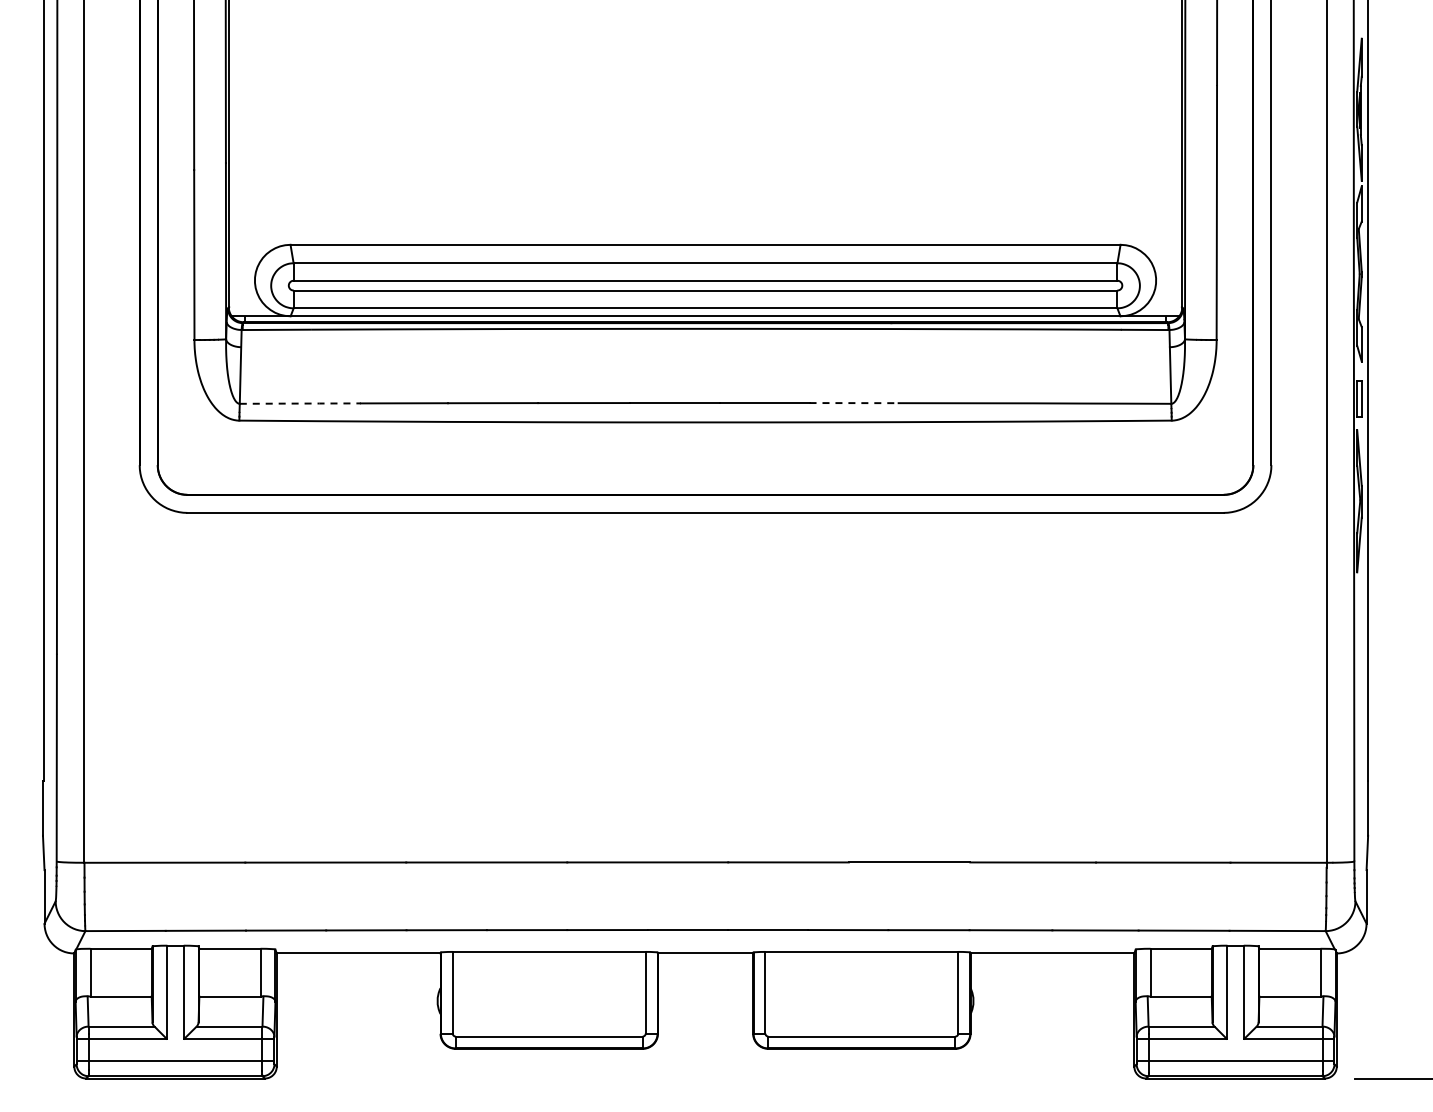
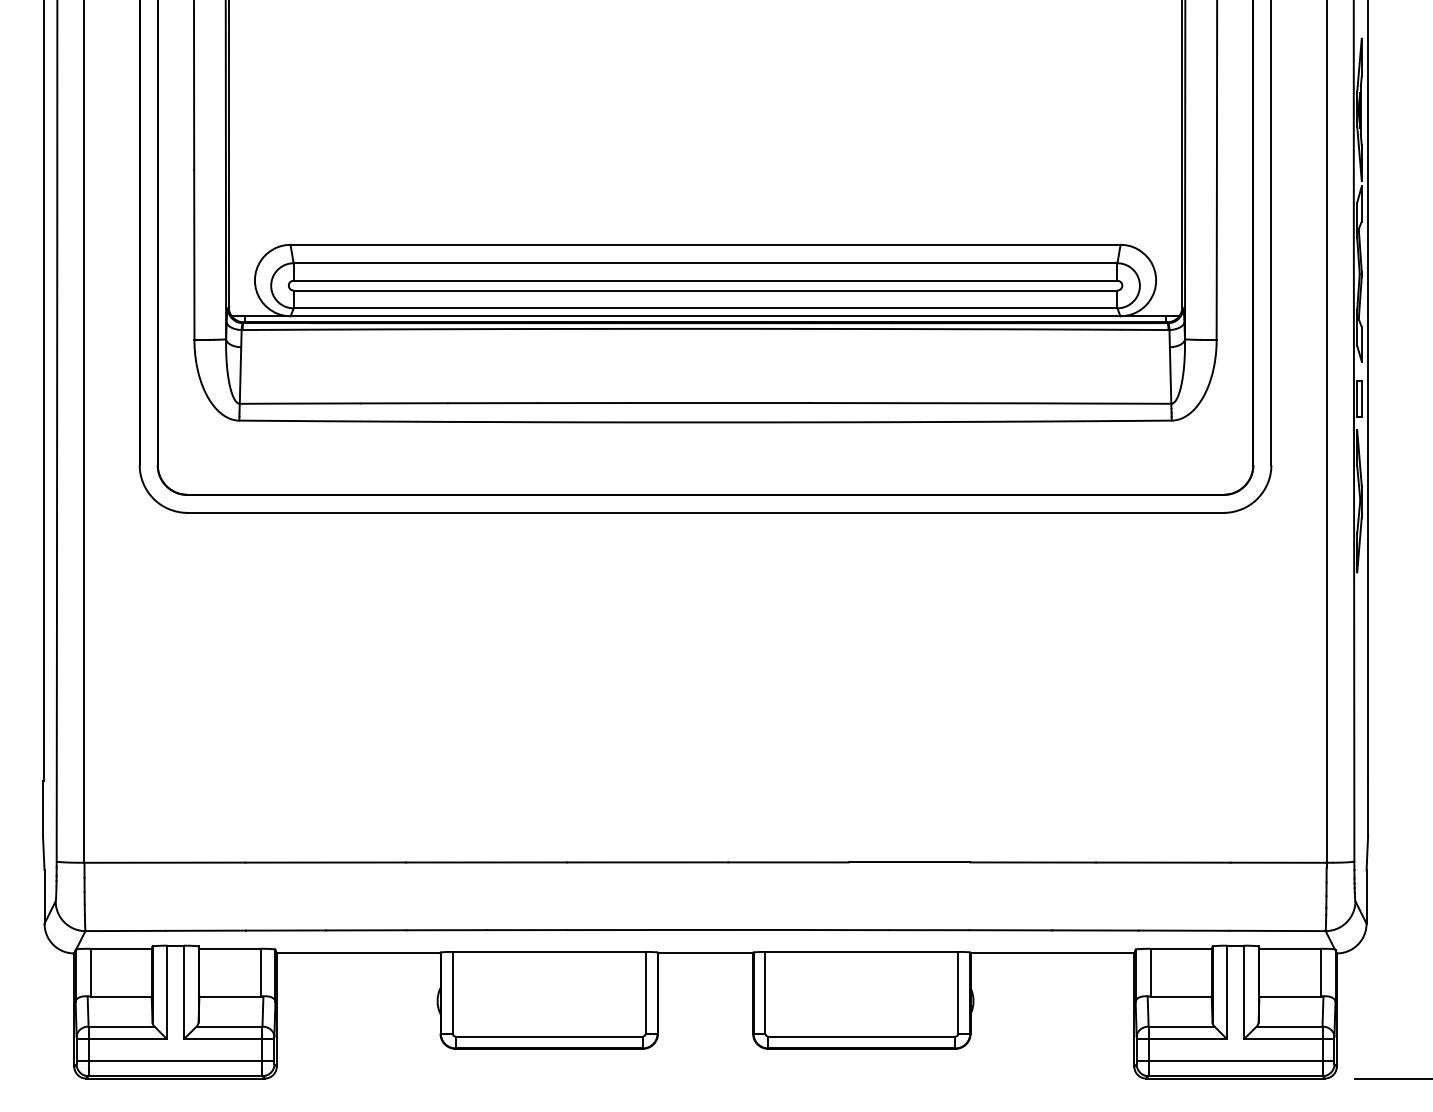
line: dashed -> solid (300, 403)
line: dashed -> solid (854, 403)
